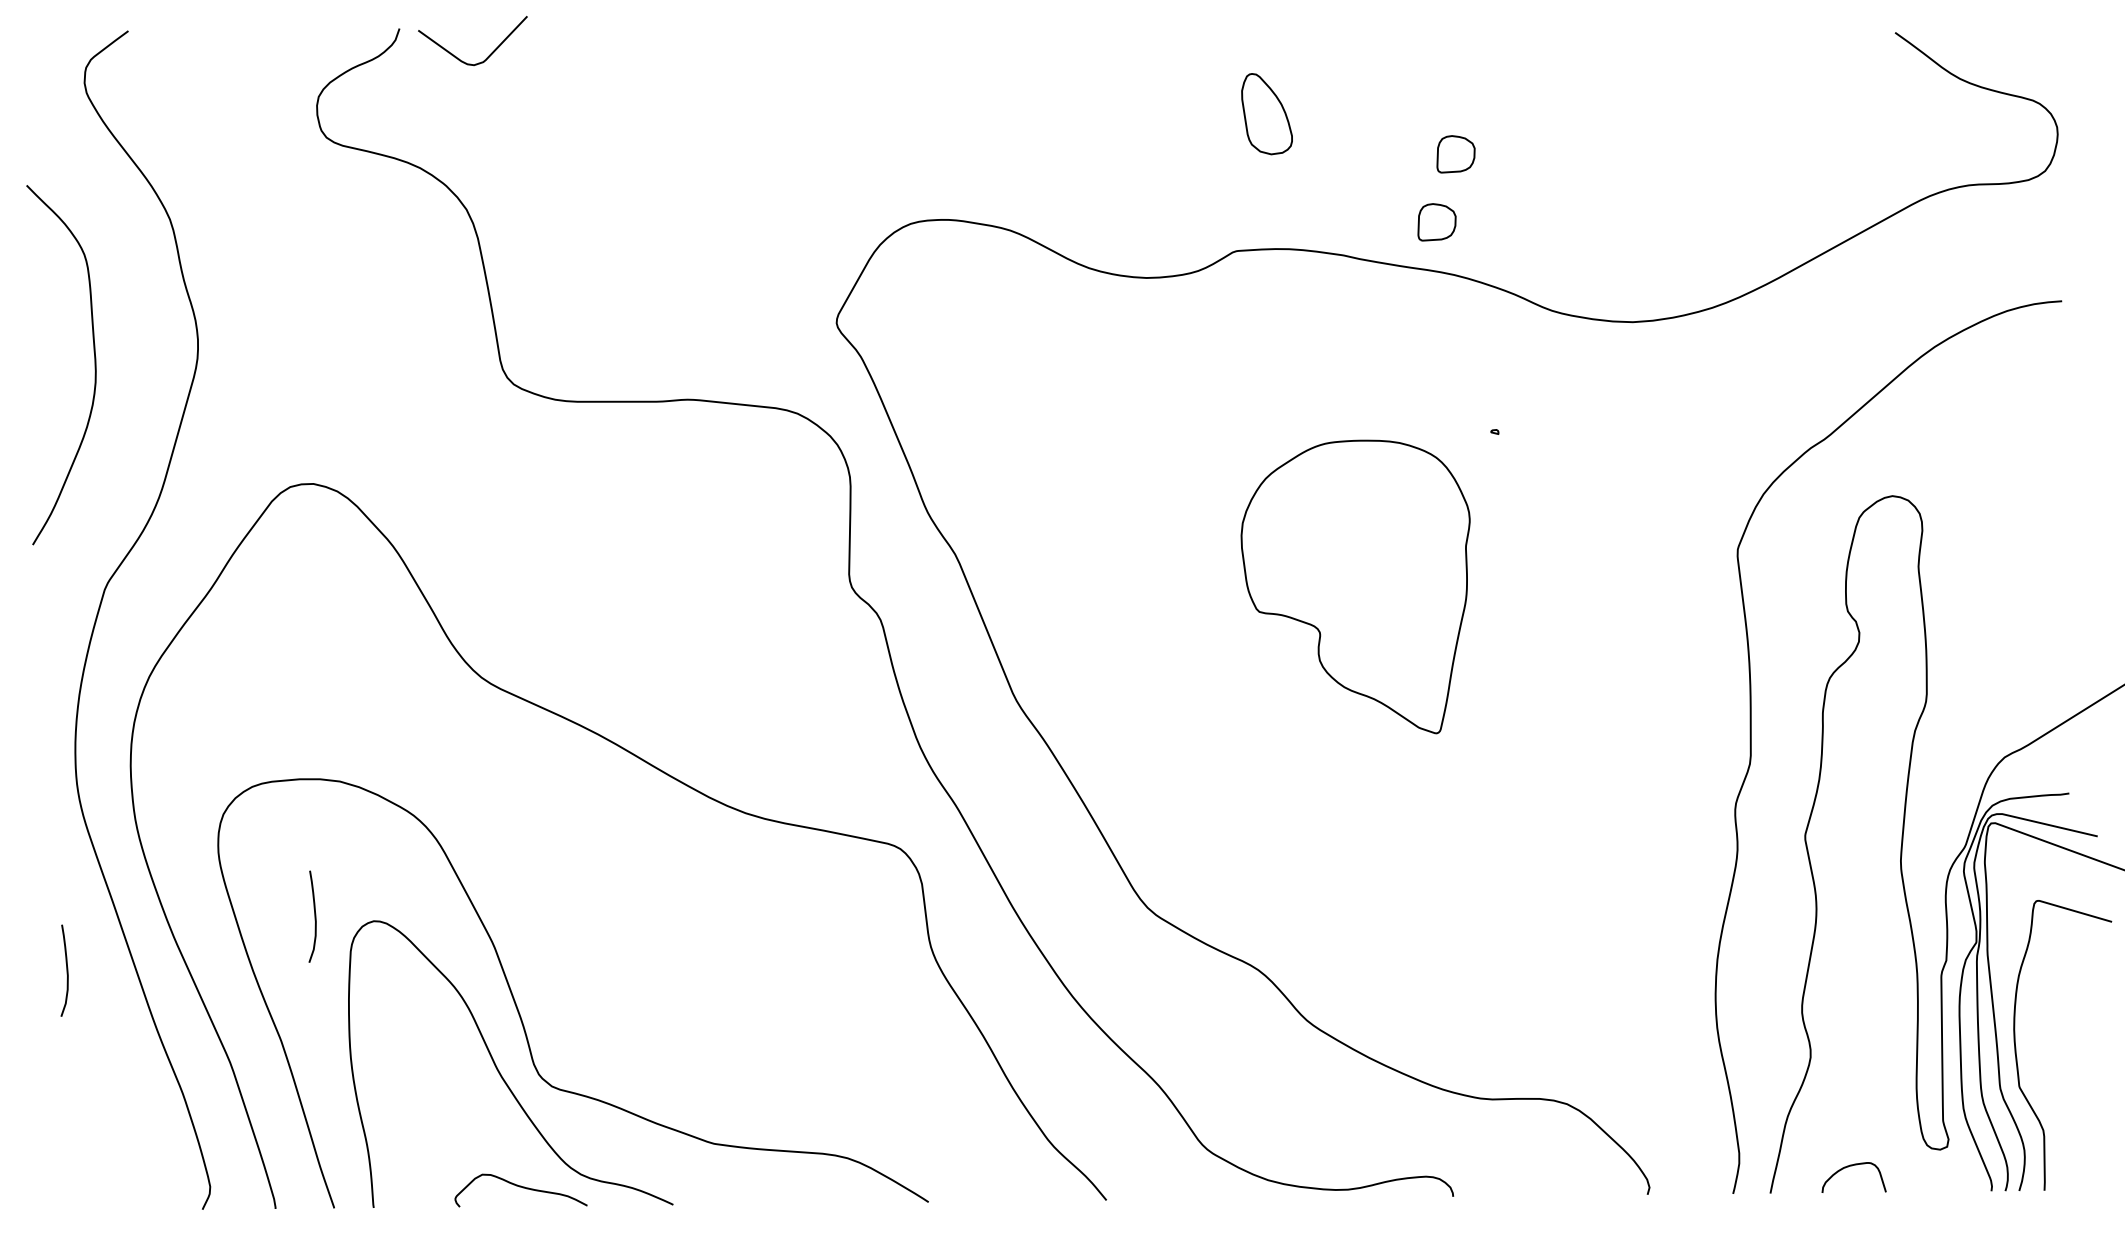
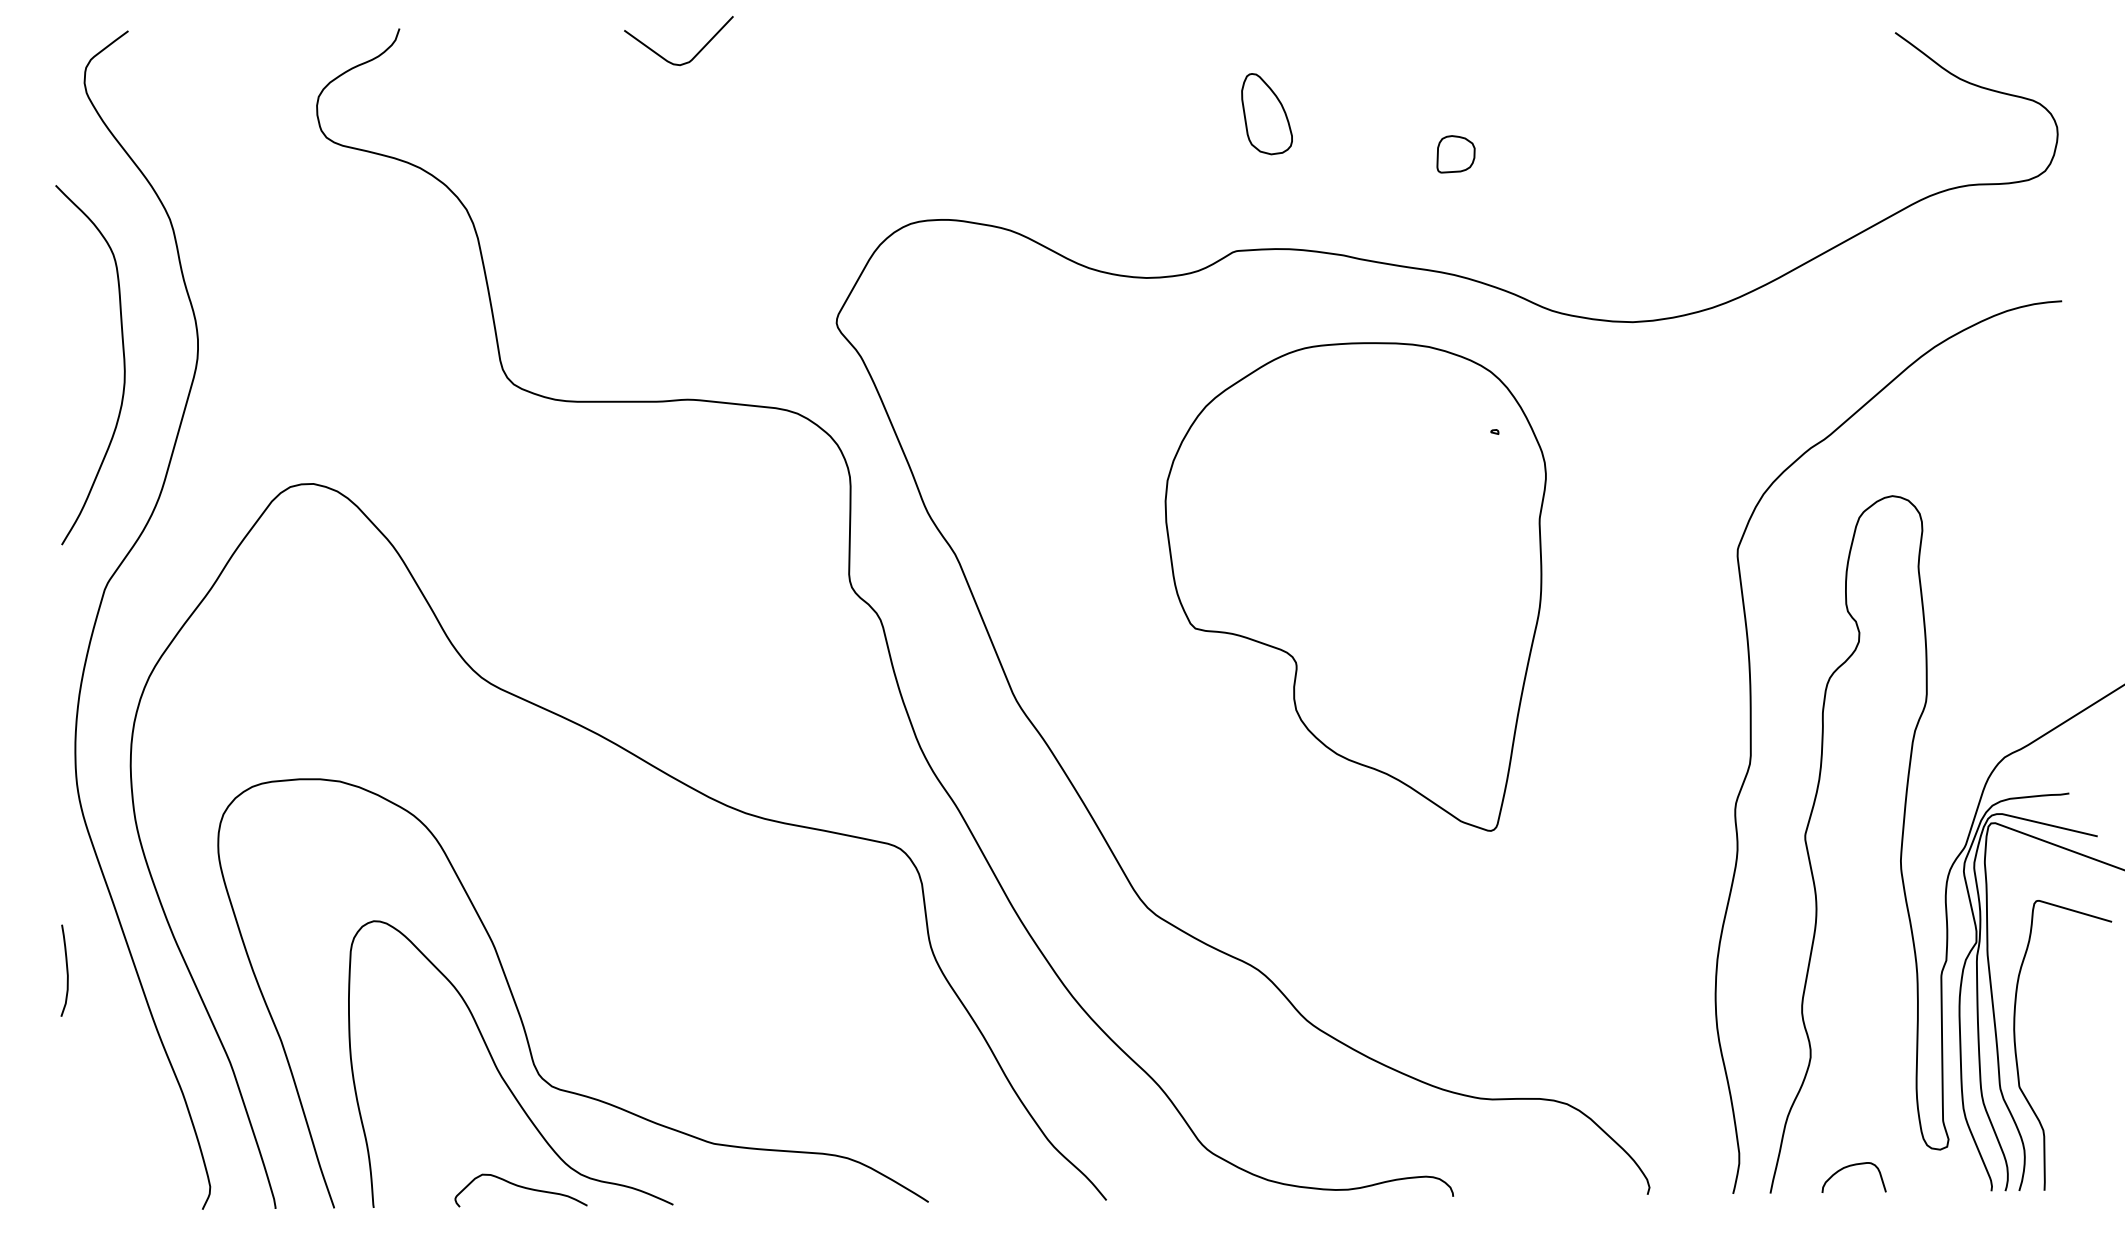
curve position: (488, 55) -> (694, 55) (694, 55)
part: present -> none (1436, 222)
curve position: (94, 365) -> (123, 365) (123, 365)
part size: 231x296 px -> 383x490 px (1355, 586)
curve: present -> none (314, 916)
